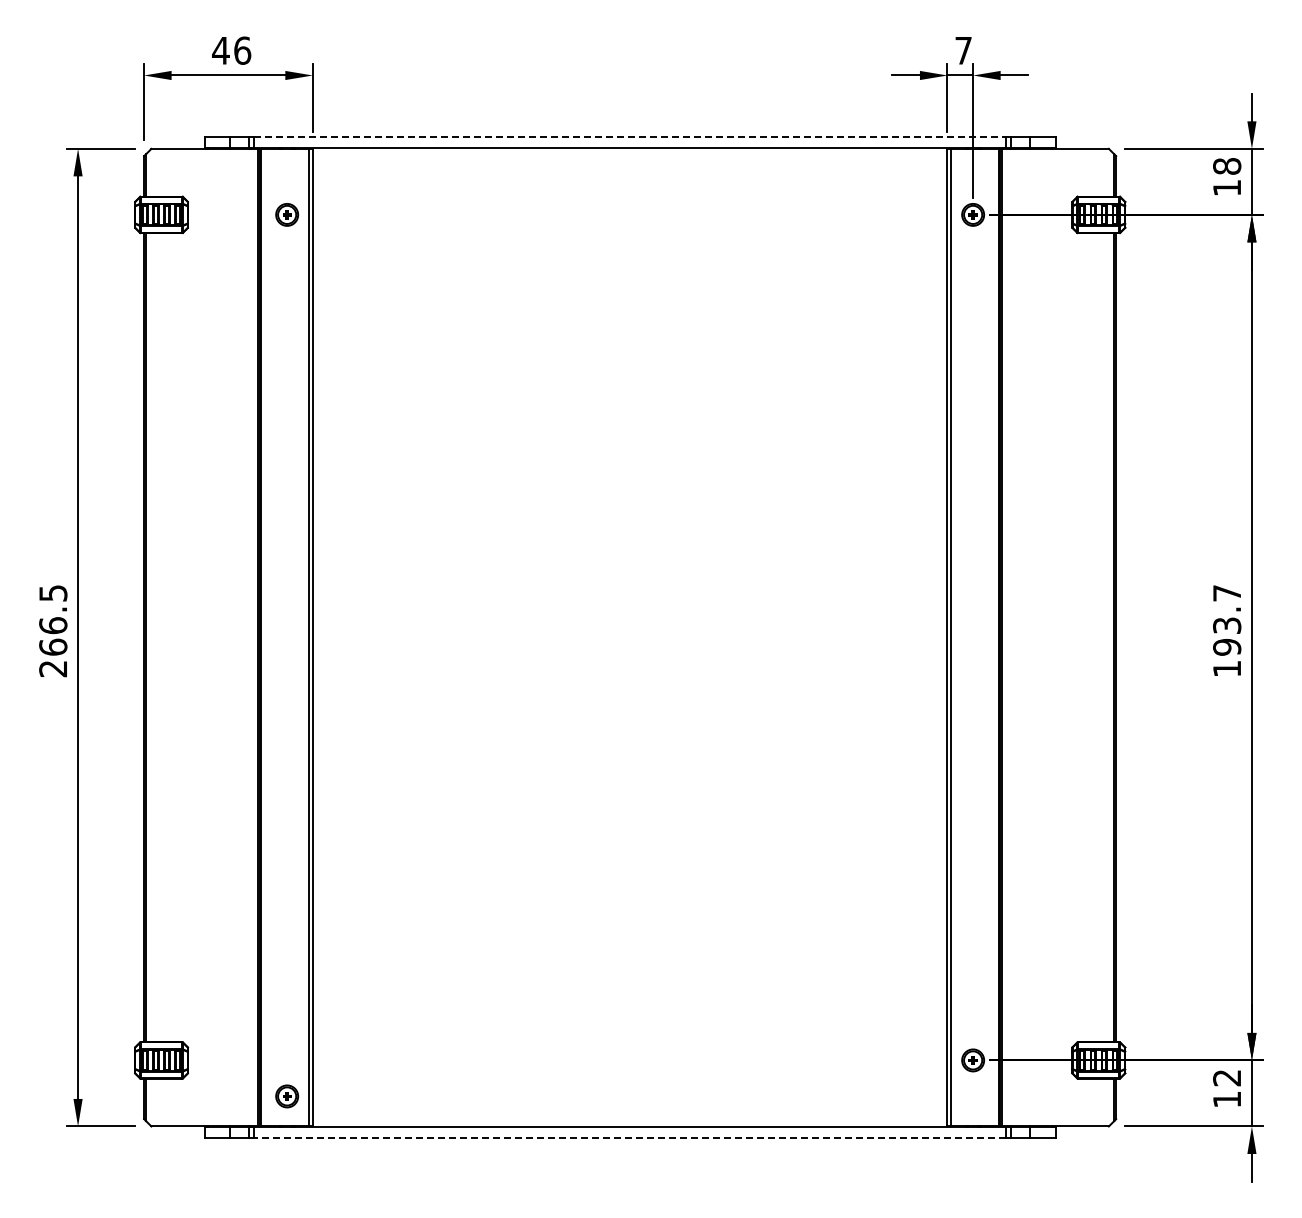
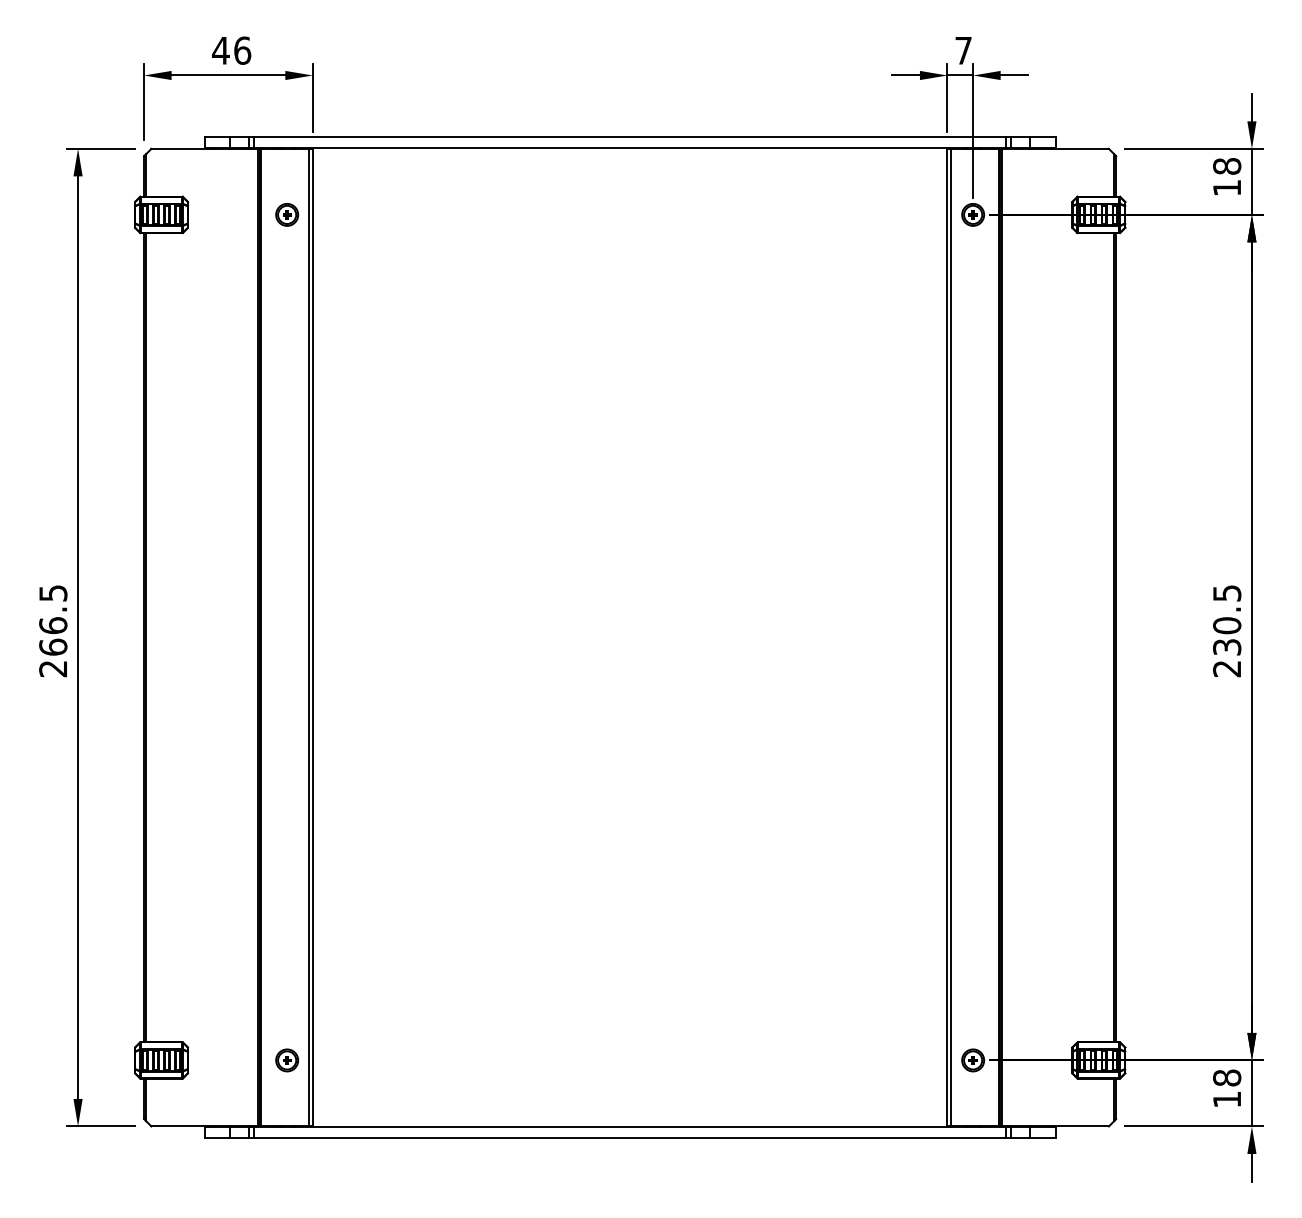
line: dashed -> solid (630, 136)
text: 193.7 -> 230.5 (1227, 631)
text: 12 -> 18 (1227, 1077)
part position: (287, 1096) -> (287, 1060) (287, 1060)
line: dashed -> solid (629, 1138)
